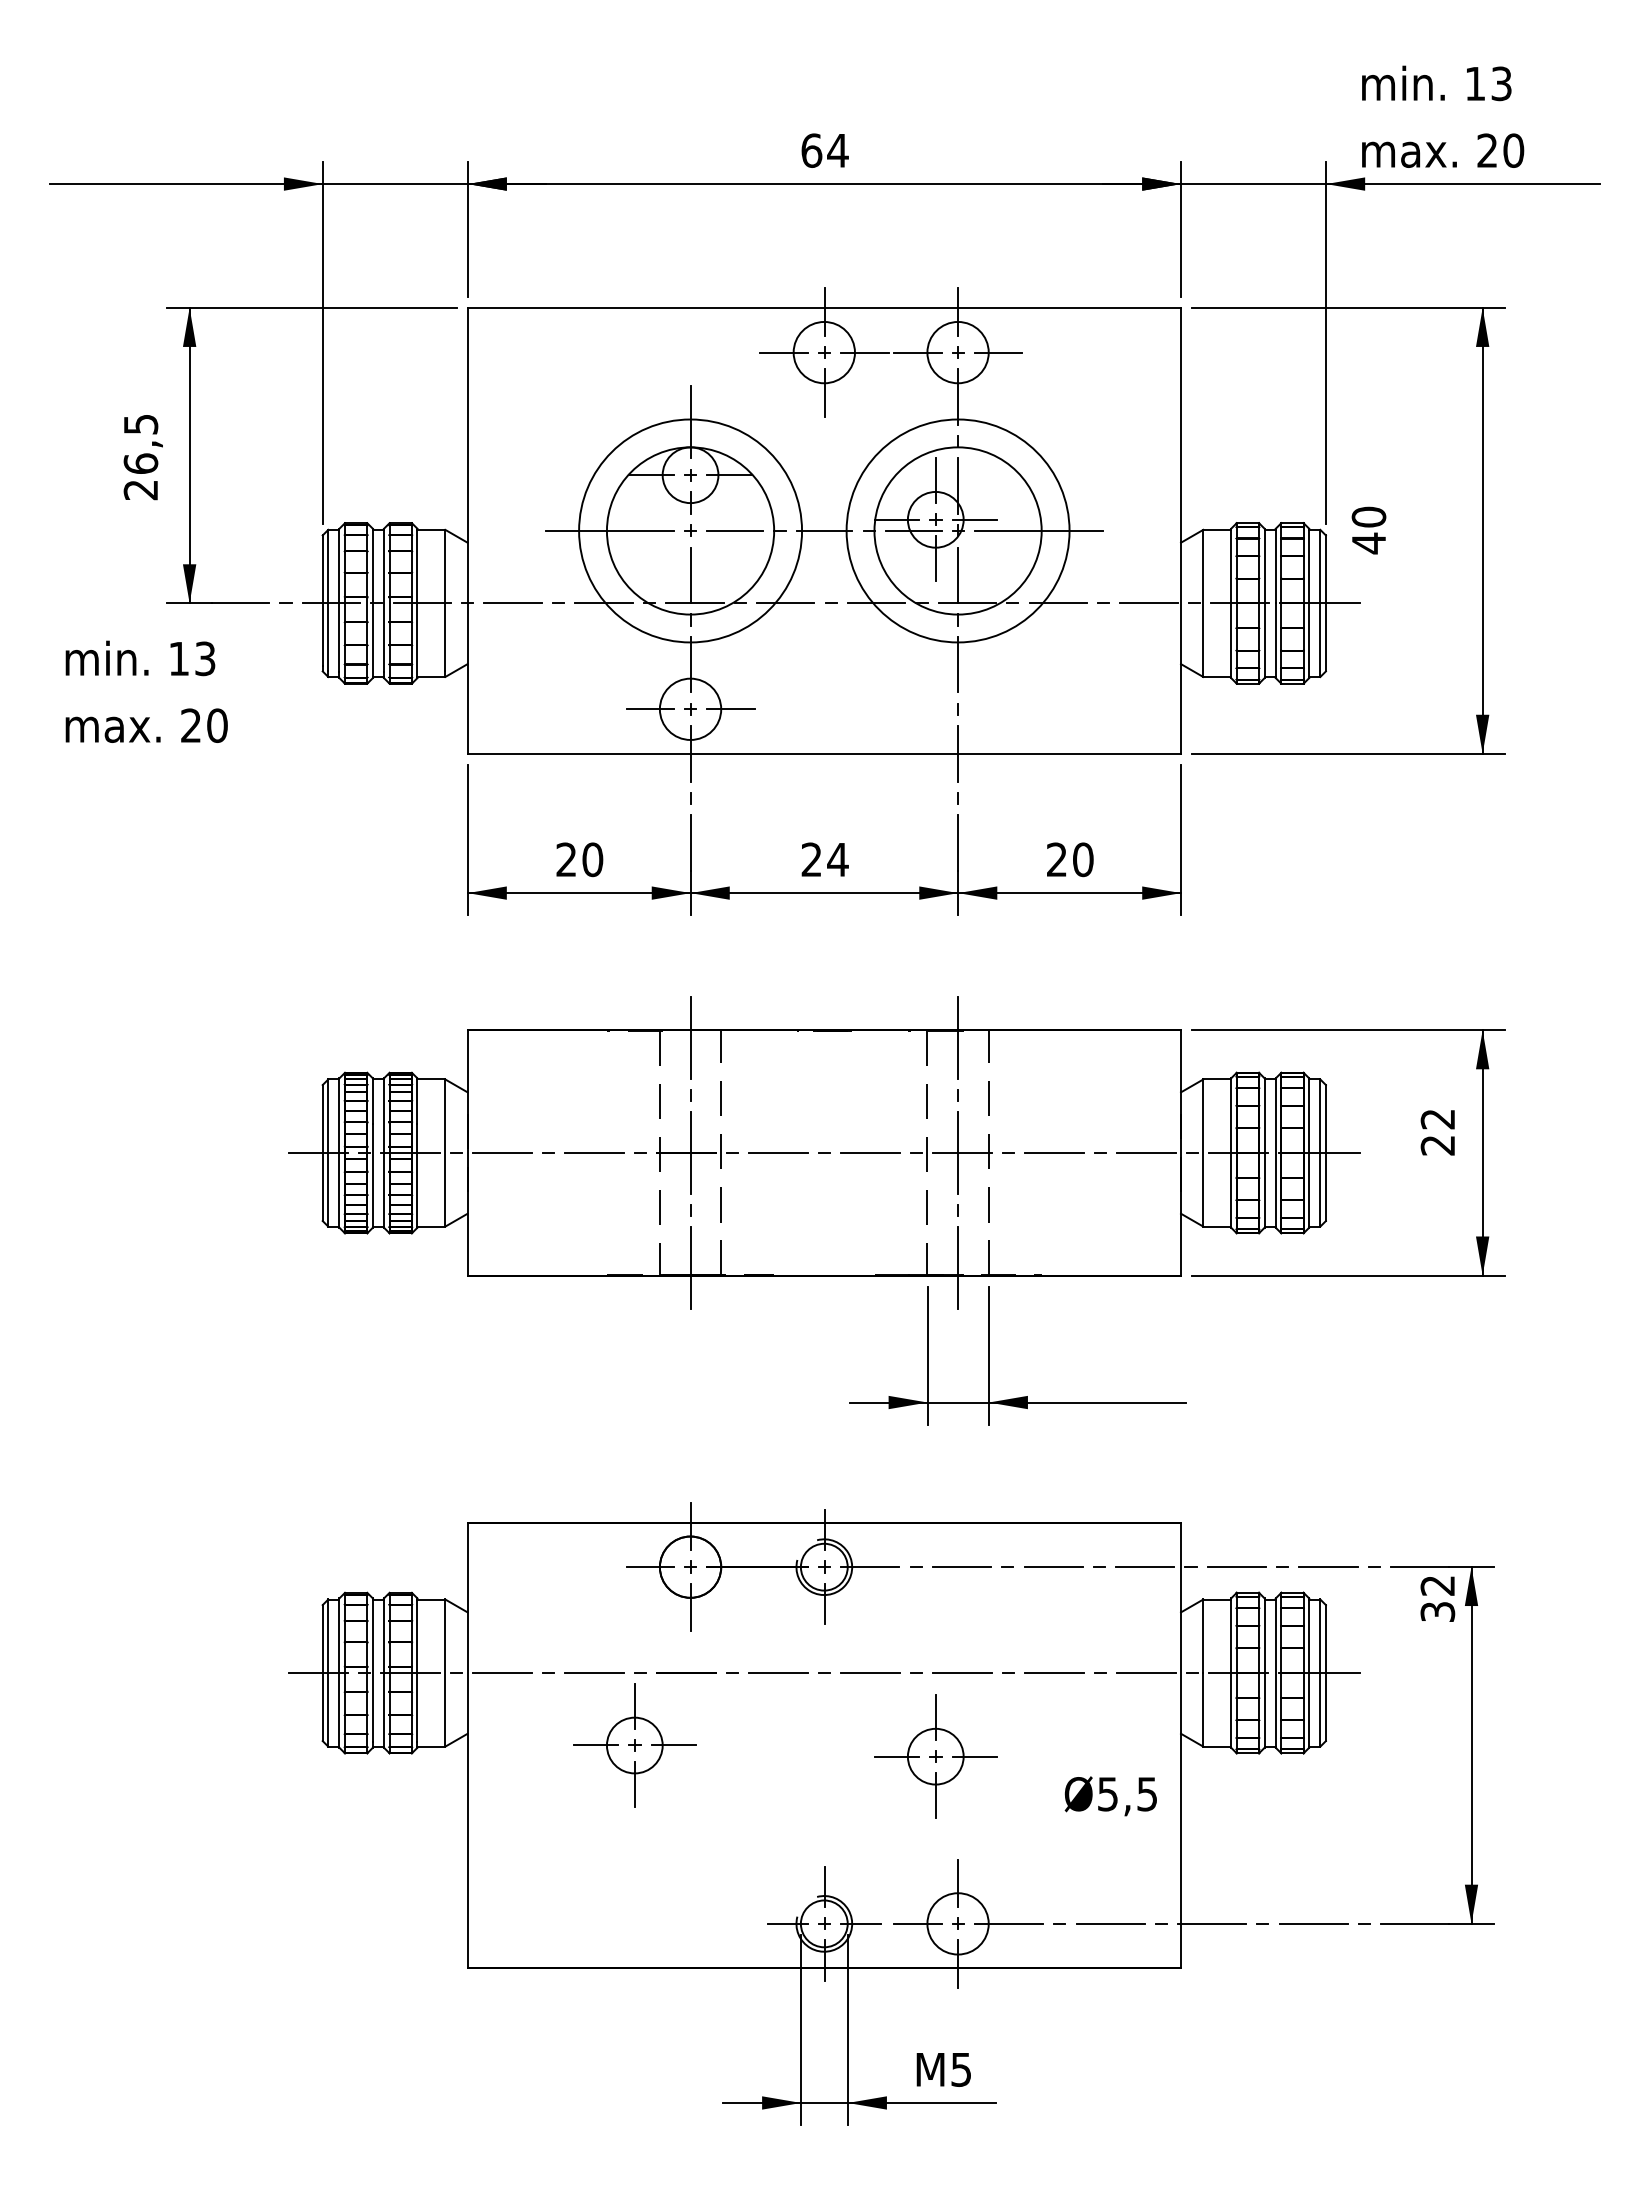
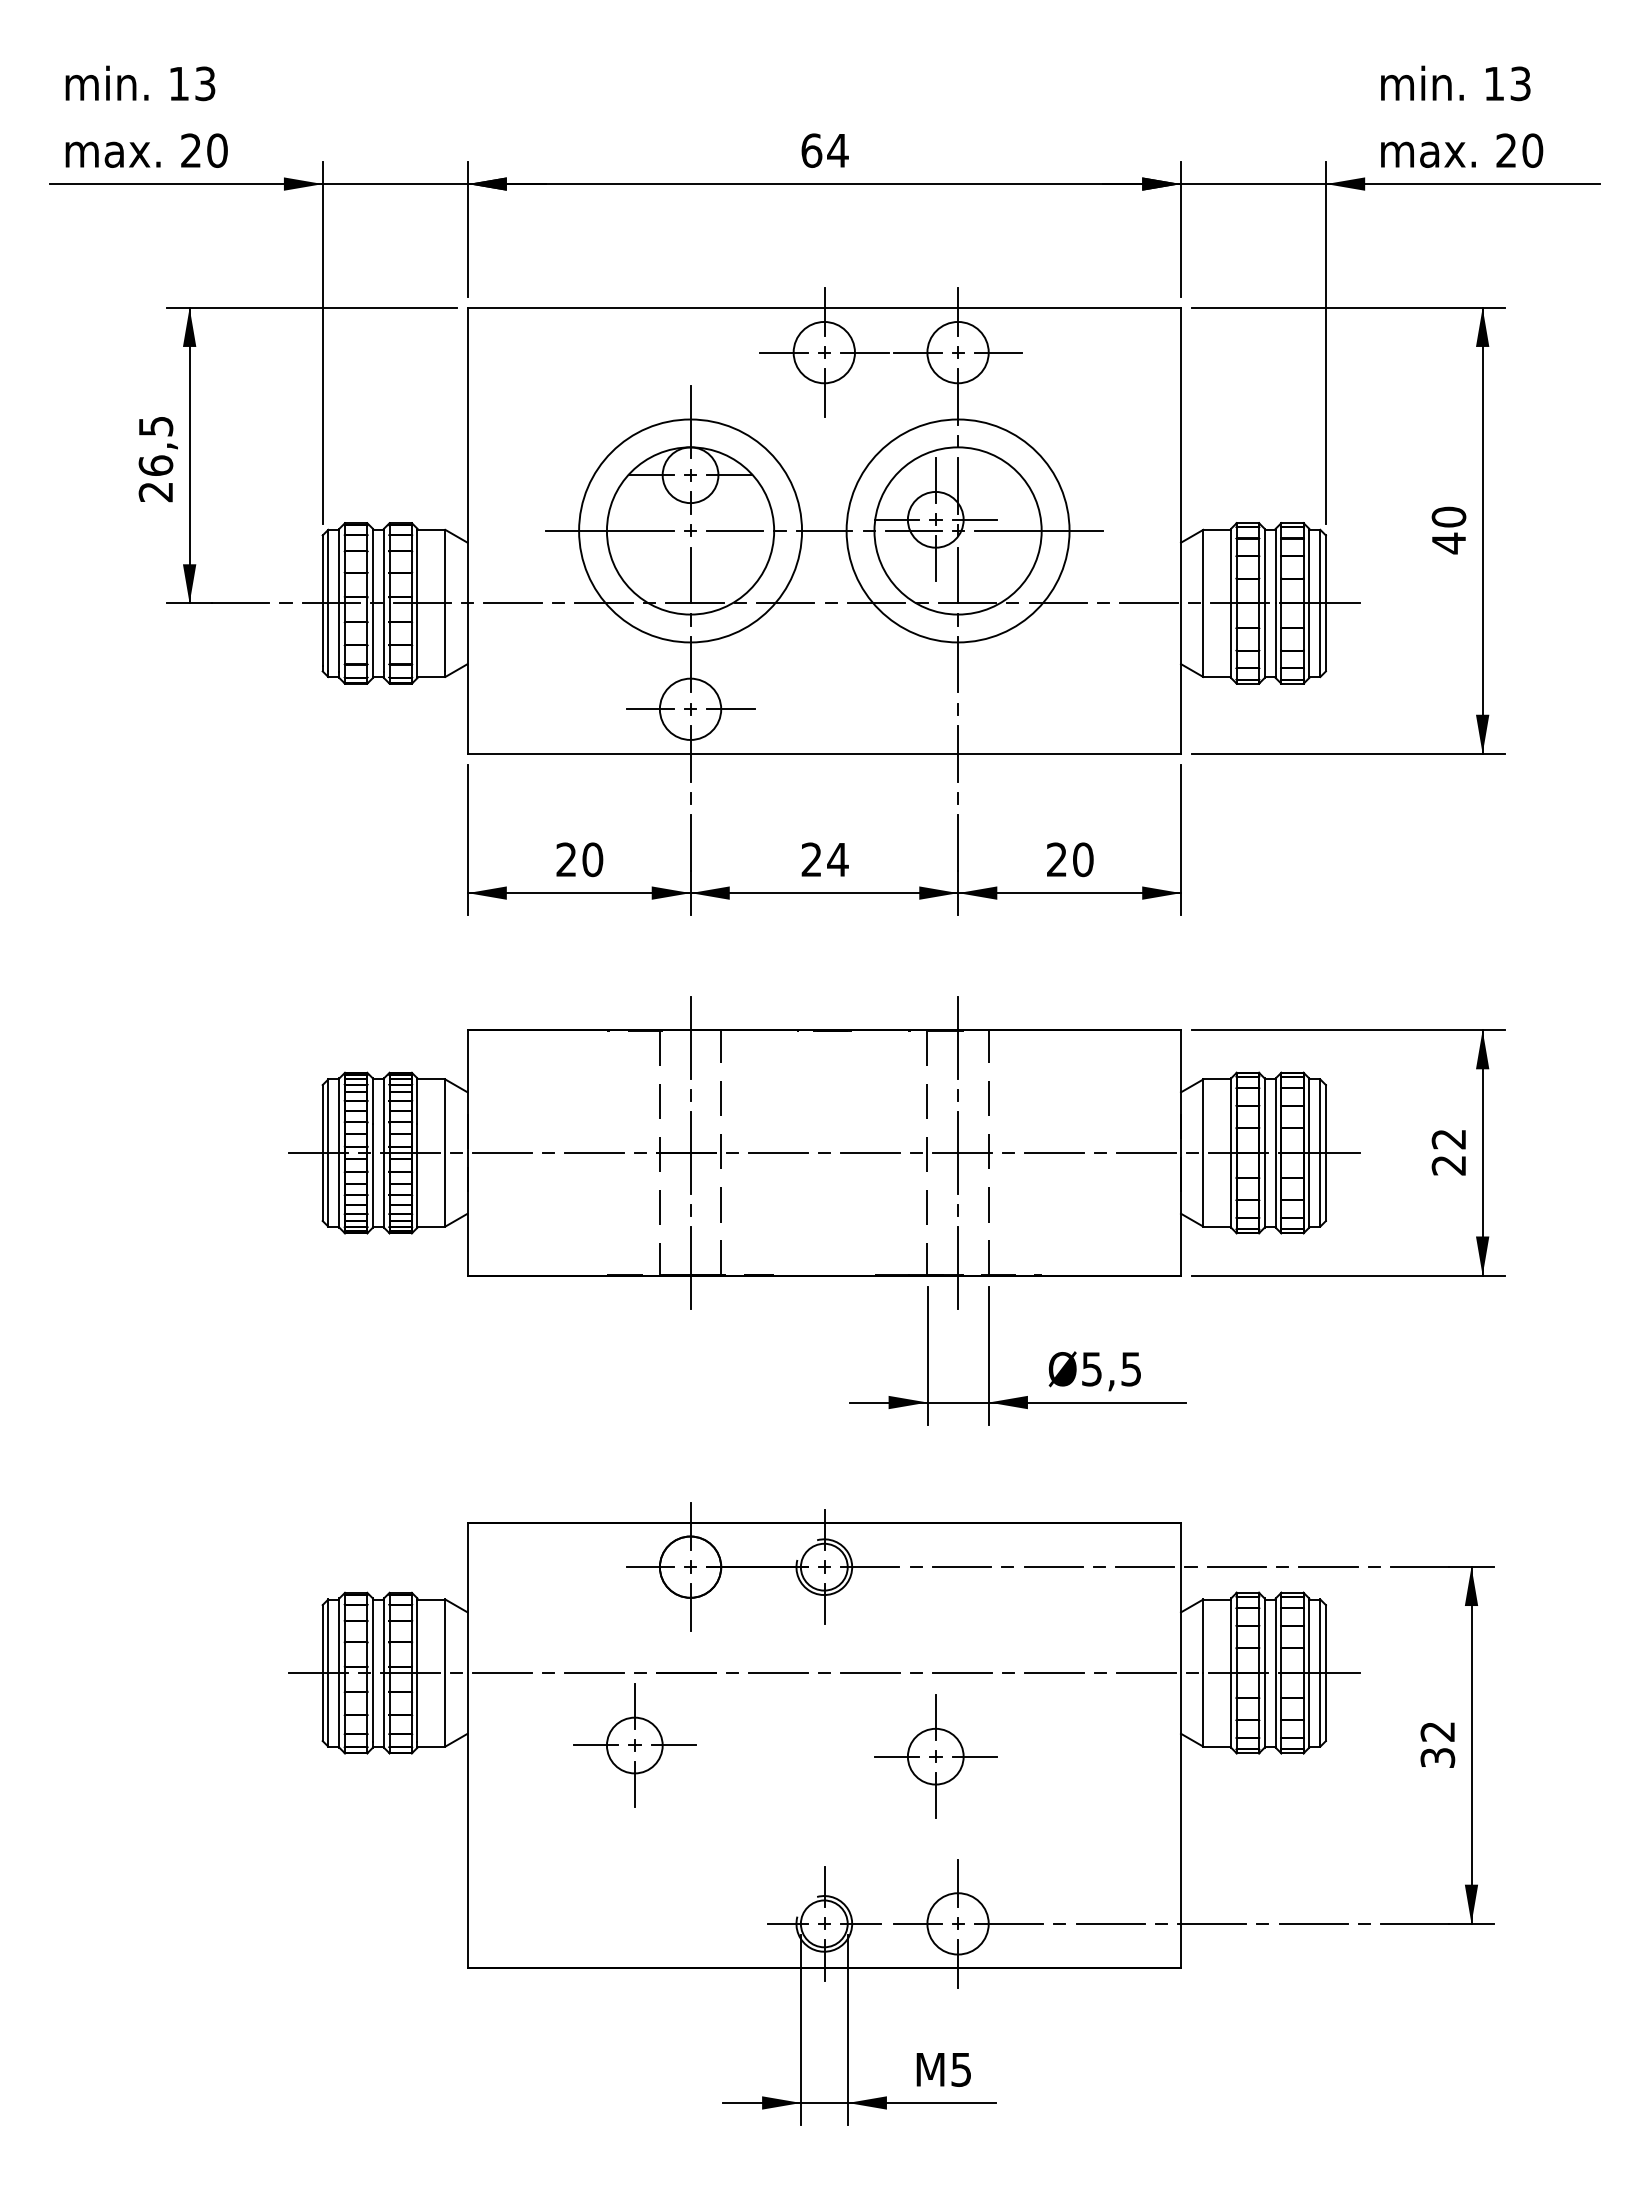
text position: (1443, 116) -> (1462, 116) (1462, 116)
text position: (142, 457) -> (157, 459) (157, 459)
text position: (1368, 530) -> (1448, 530) (1448, 530)
text position: (146, 691) -> (146, 116) (146, 116)
text position: (1437, 1132) -> (1448, 1152) (1448, 1152)
text position: (1437, 1598) -> (1437, 1744) (1437, 1744)
text position: (1110, 1796) -> (1094, 1371) (1094, 1371)
